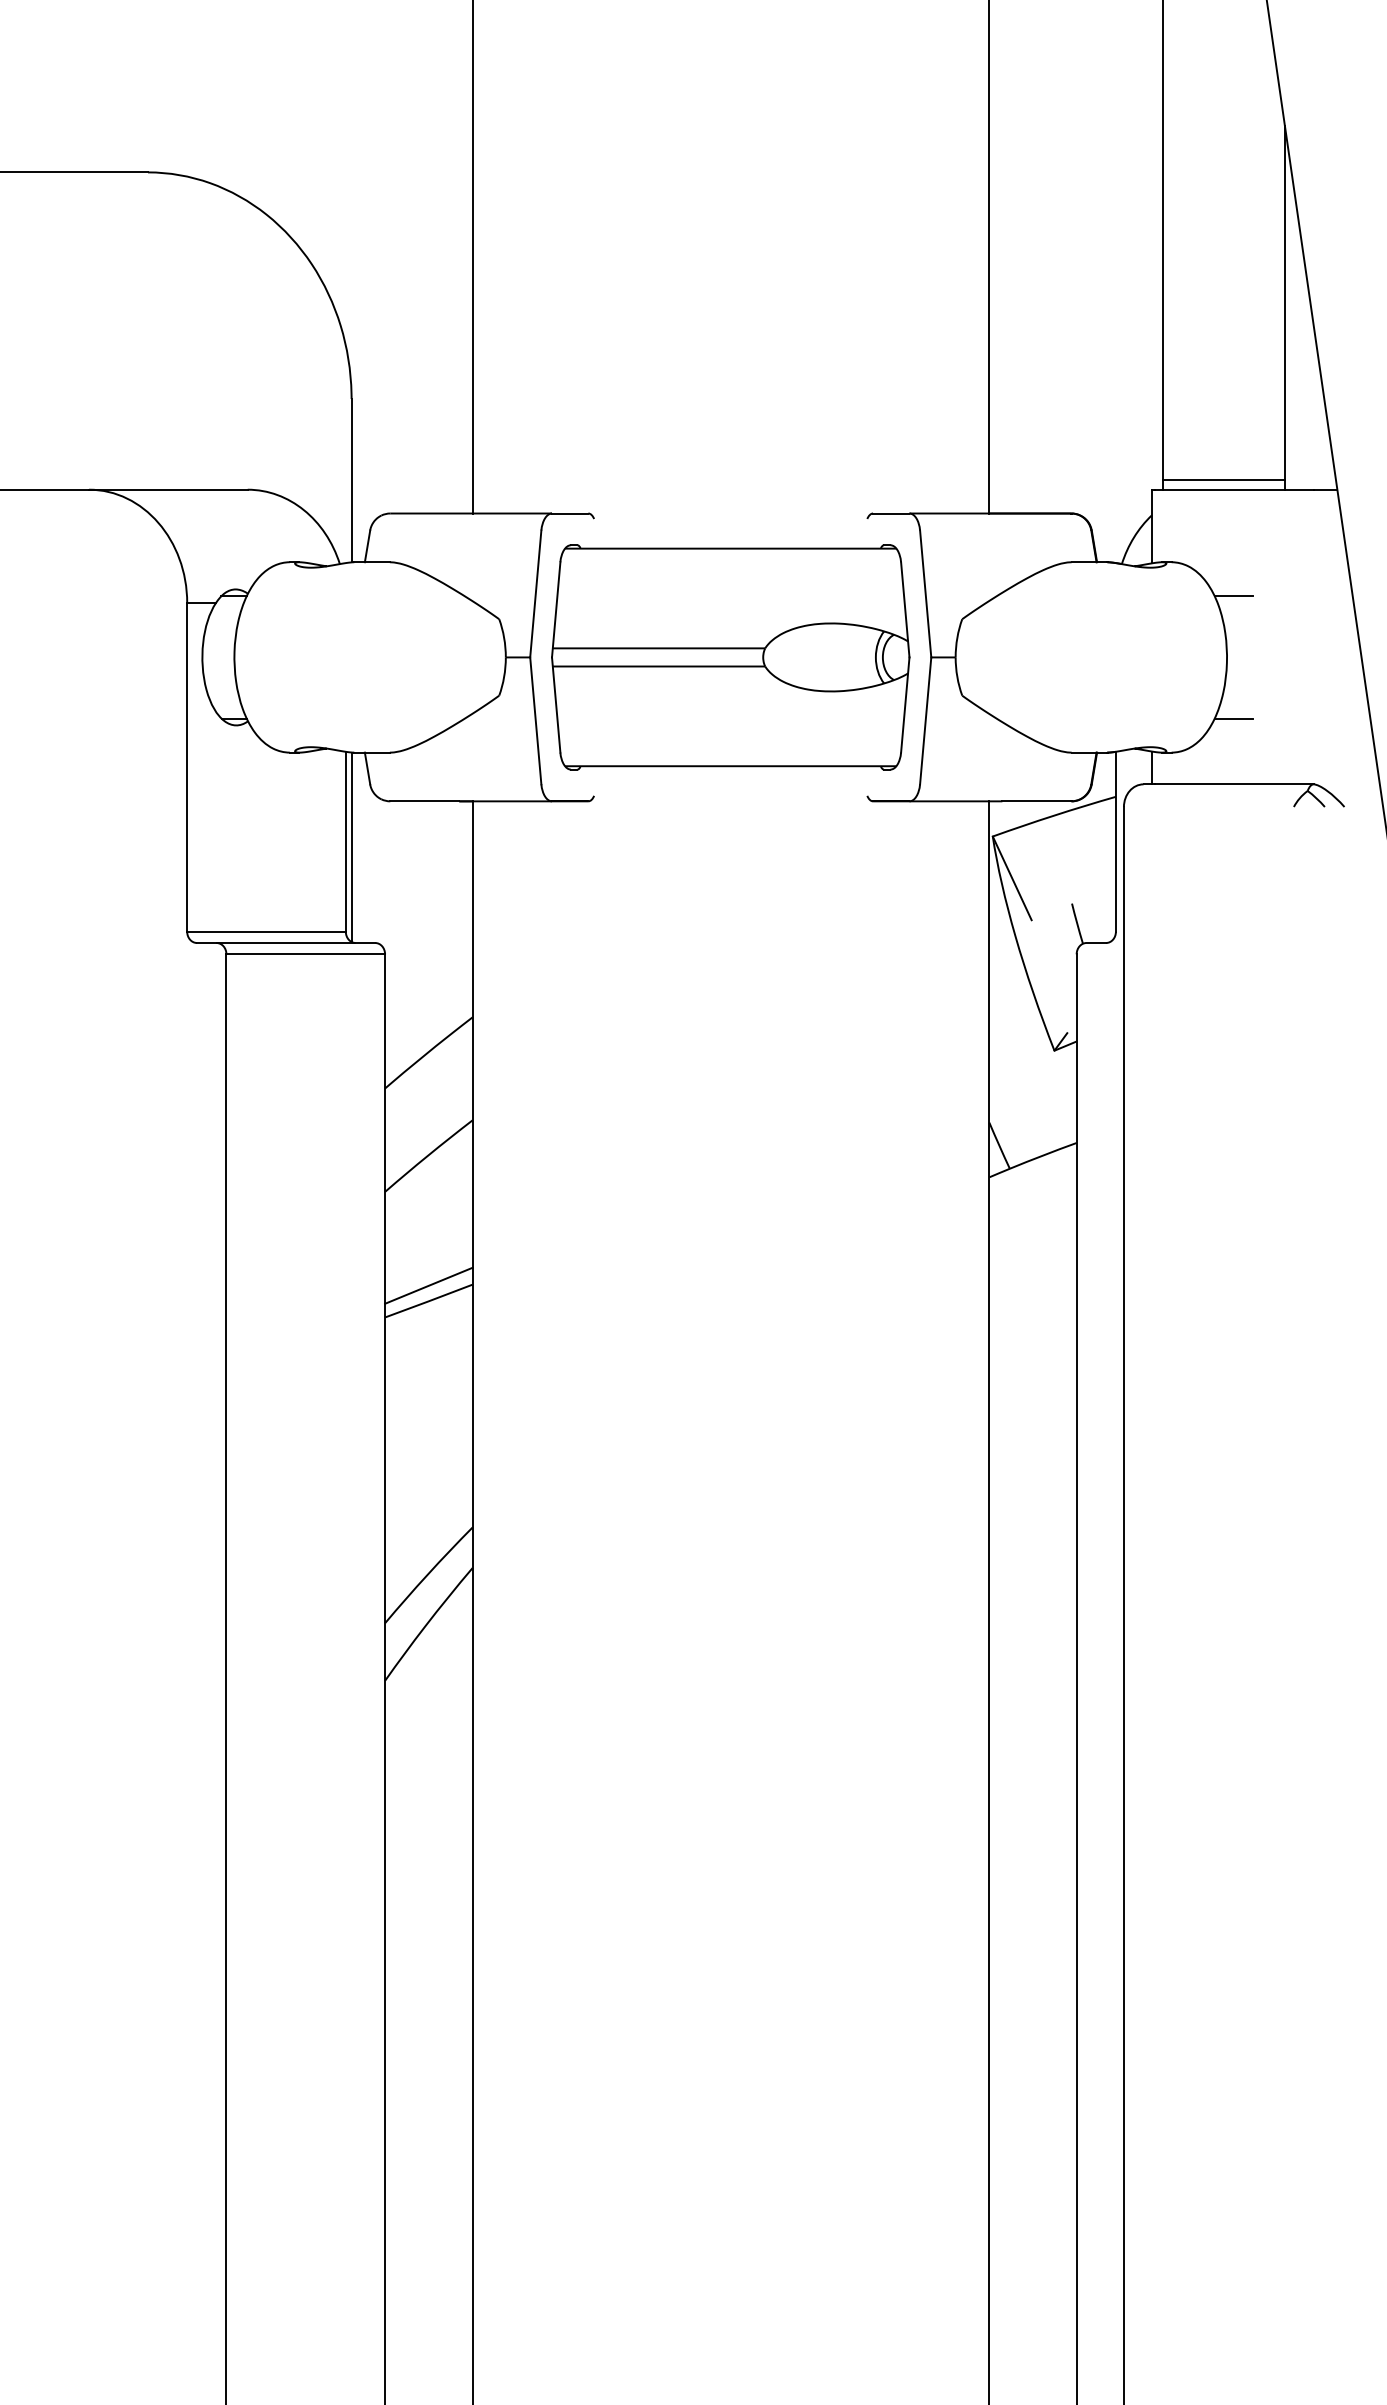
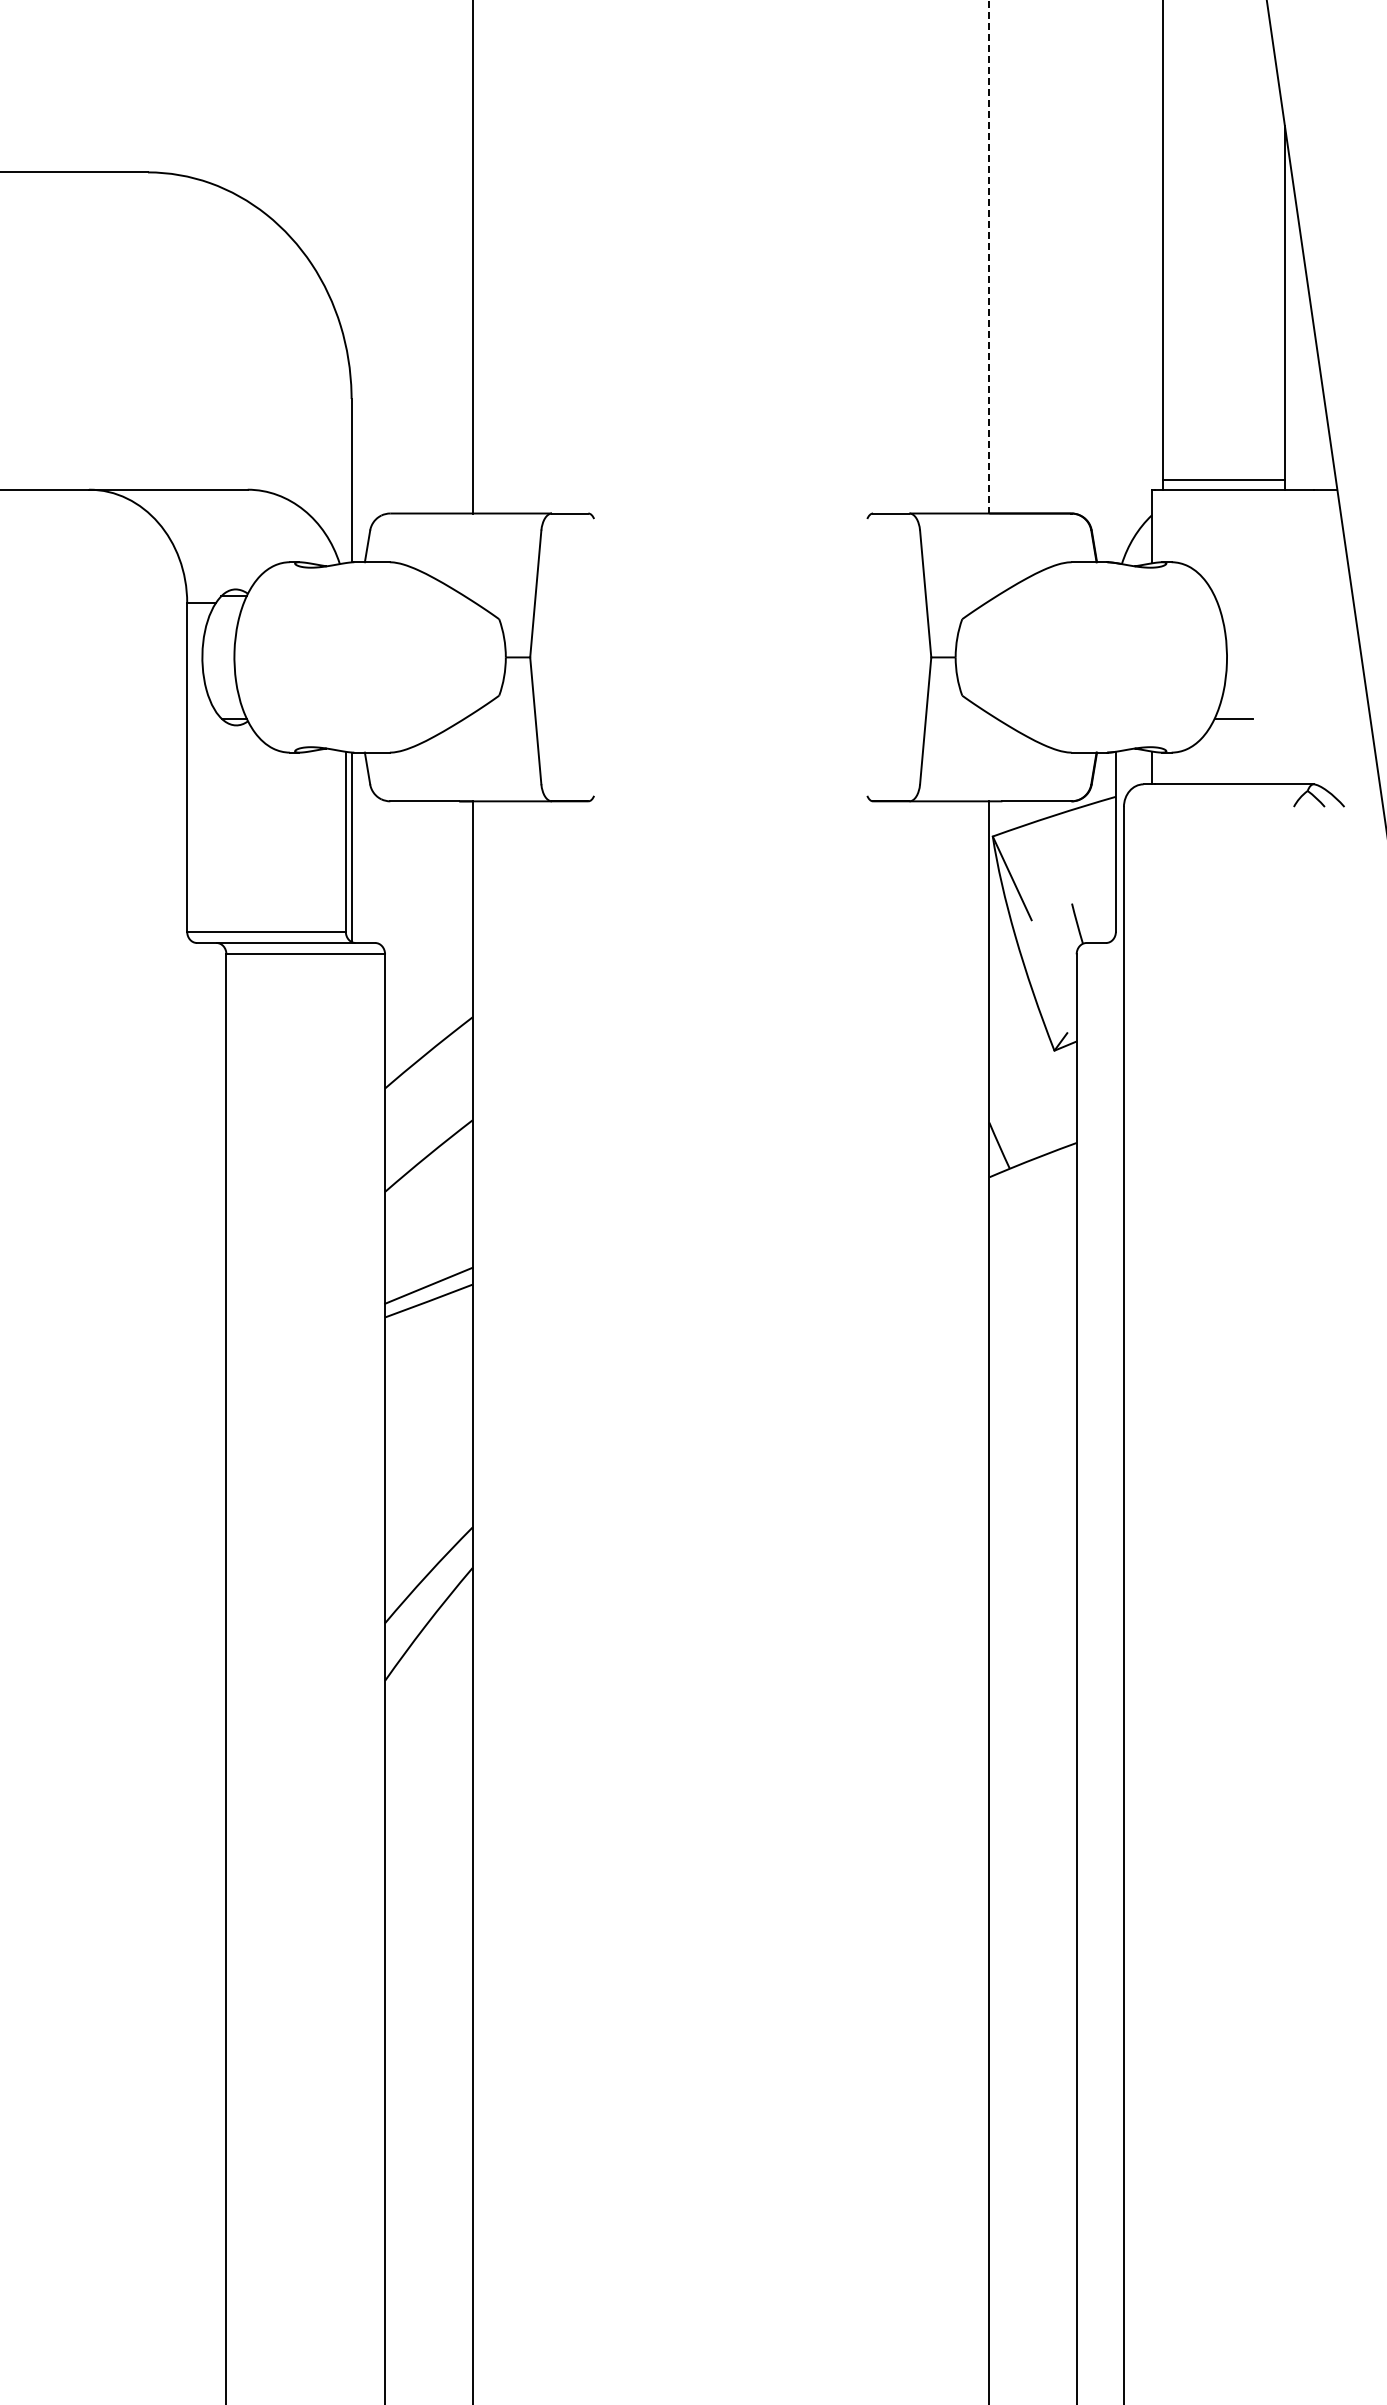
line: solid -> dashed (989, 257)
line: present -> none (1233, 596)
part: present -> none (730, 657)
